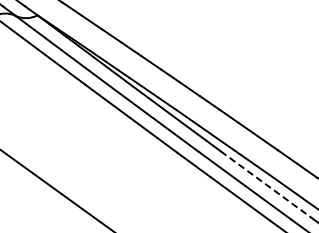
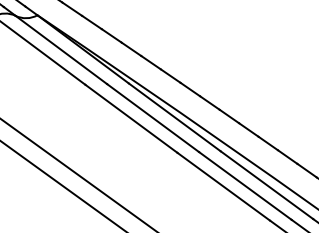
line: none -> present (78, 174)
line: dashed -> solid (267, 185)
line position: (56, 190) -> (62, 185) (62, 185)
